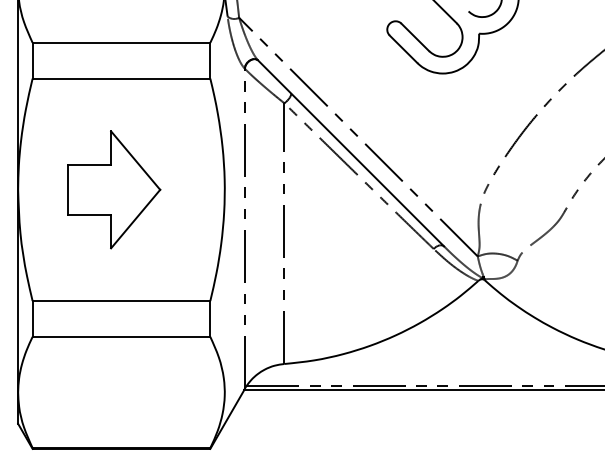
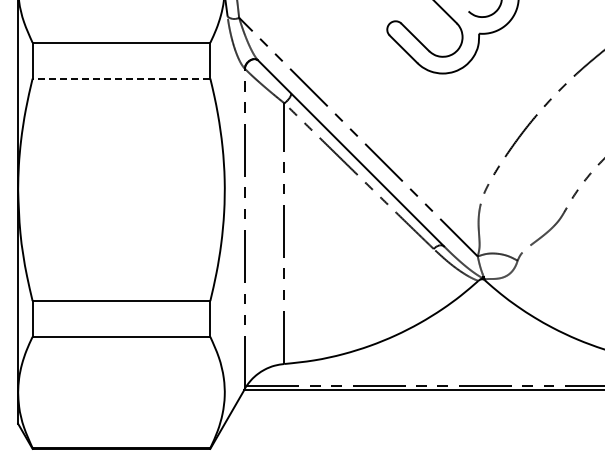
line: solid -> dashed (121, 78)
part: present -> none (114, 189)
